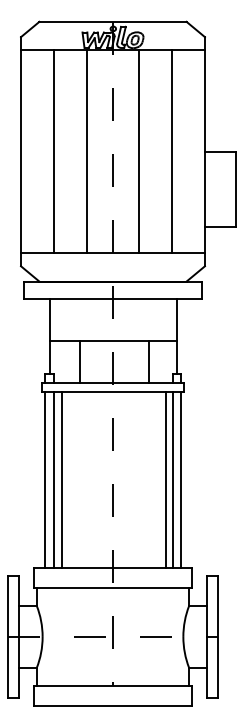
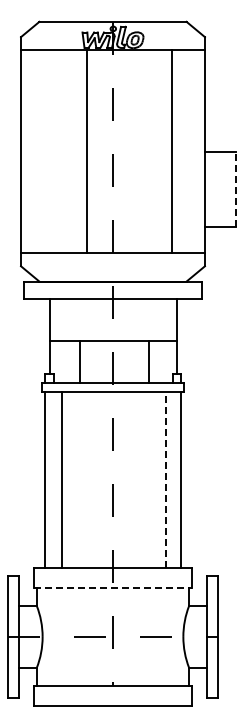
line: present -> none (53, 151)
line: present -> none (139, 151)
line: solid -> dashed (236, 189)
line: present -> none (53, 479)
line: solid -> dashed (165, 479)
line: present -> none (173, 479)
line: solid -> dashed (113, 587)
